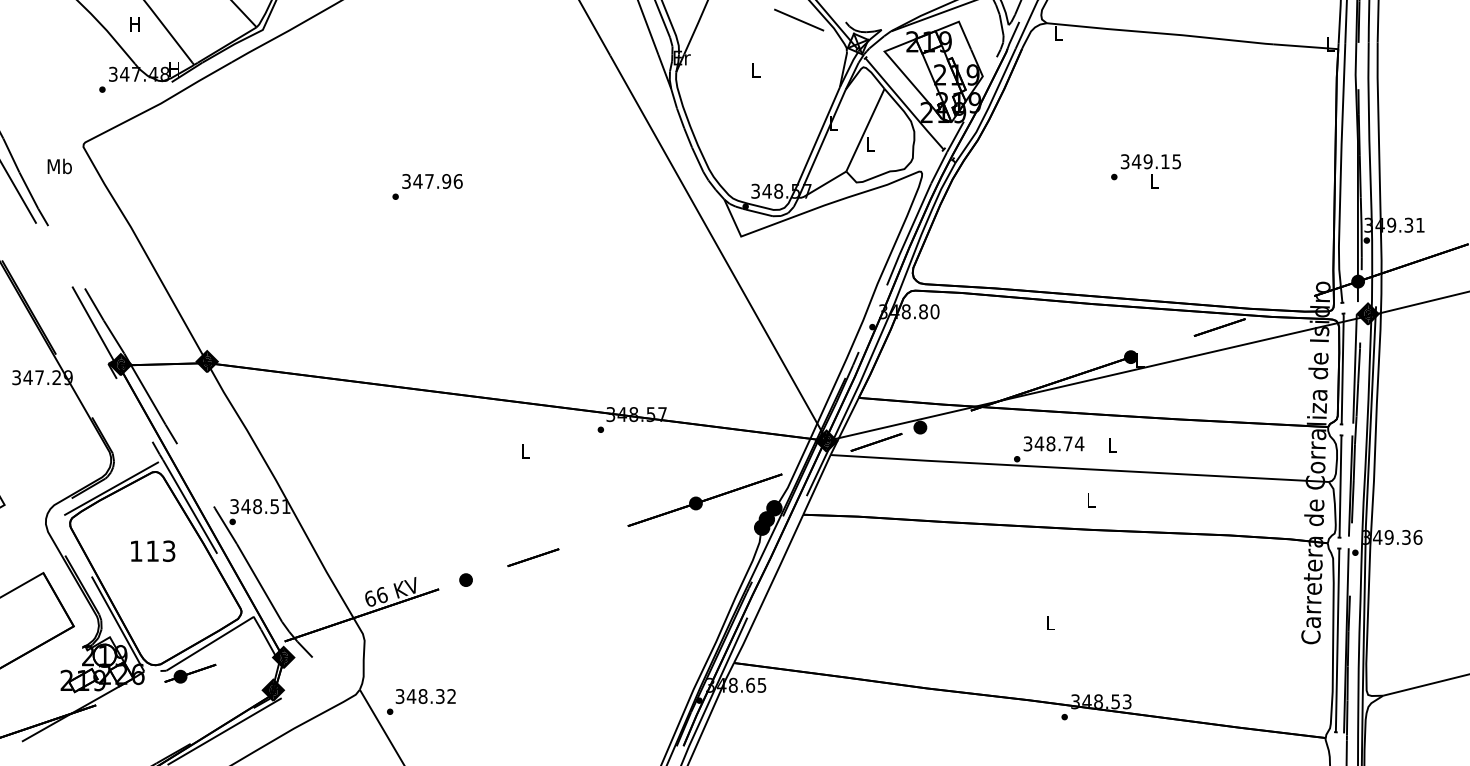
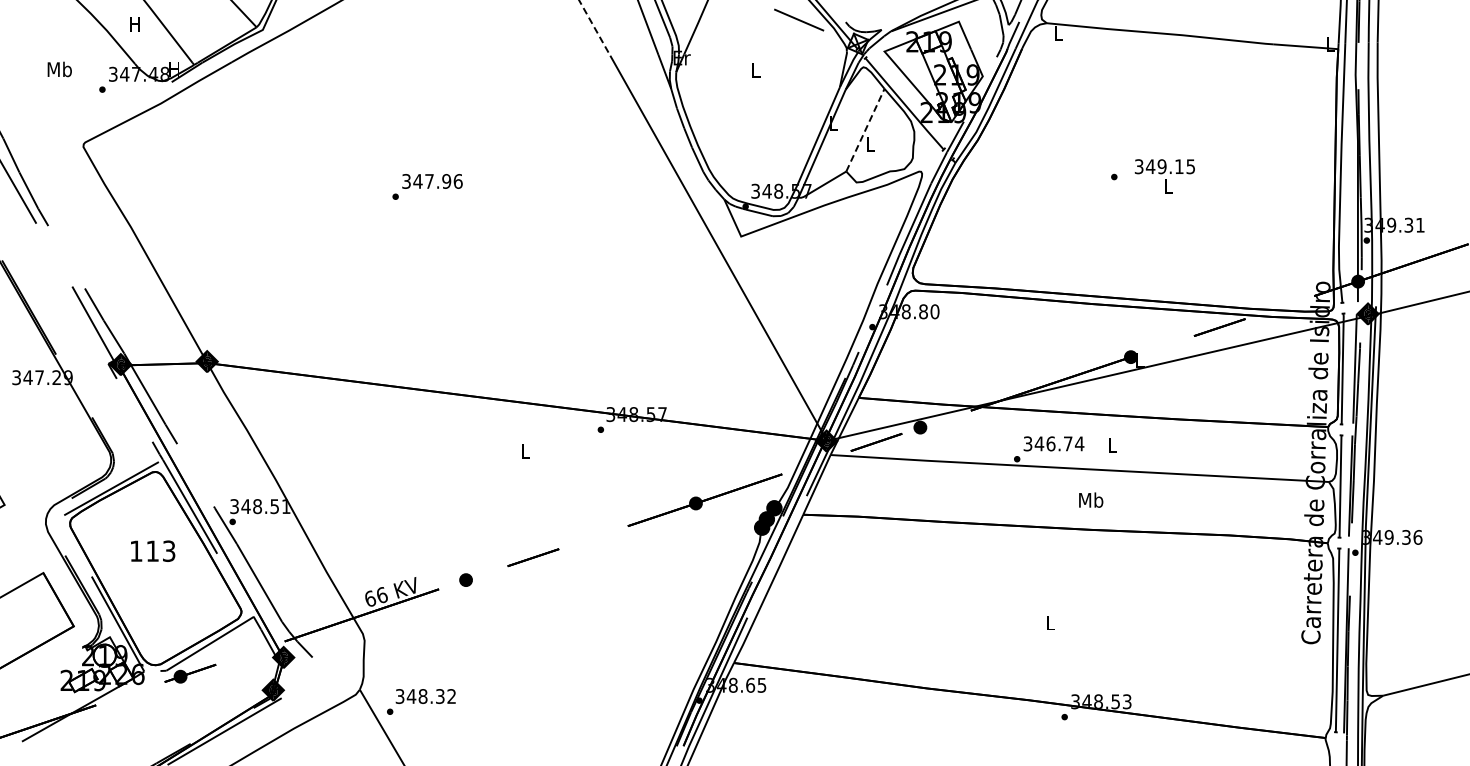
line: solid -> dashed (595, 28)
line: solid -> dashed (865, 130)
text position: (59, 166) -> (59, 69) (59, 69)
text position: (1150, 171) -> (1164, 176) (1164, 176)
text: 348.74 -> 346.74 (1050, 443)
text: L -> Mb (1091, 499)
